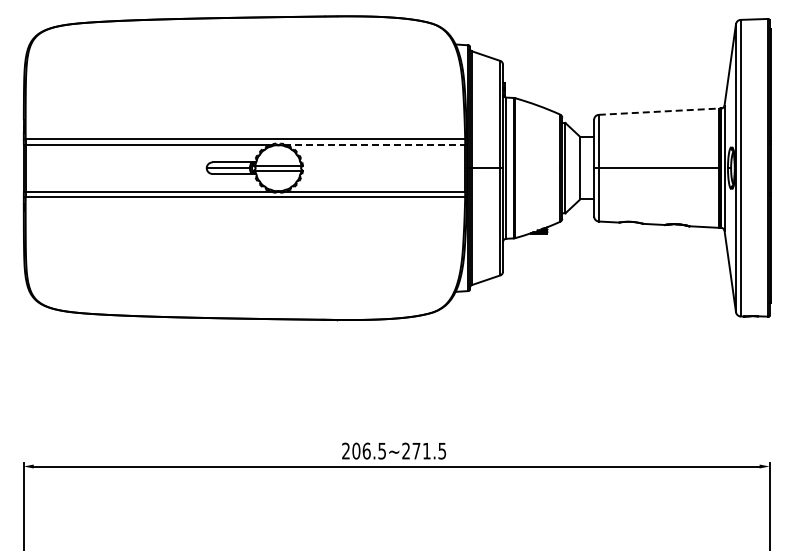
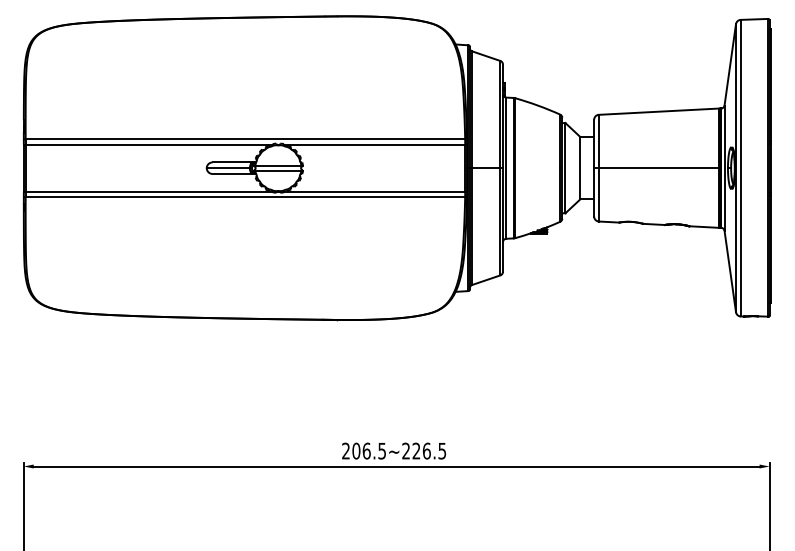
line: dashed -> solid (659, 111)
line: dashed -> solid (375, 144)
text: 206.5~271.5 -> 206.5~226.5 (421, 450)
